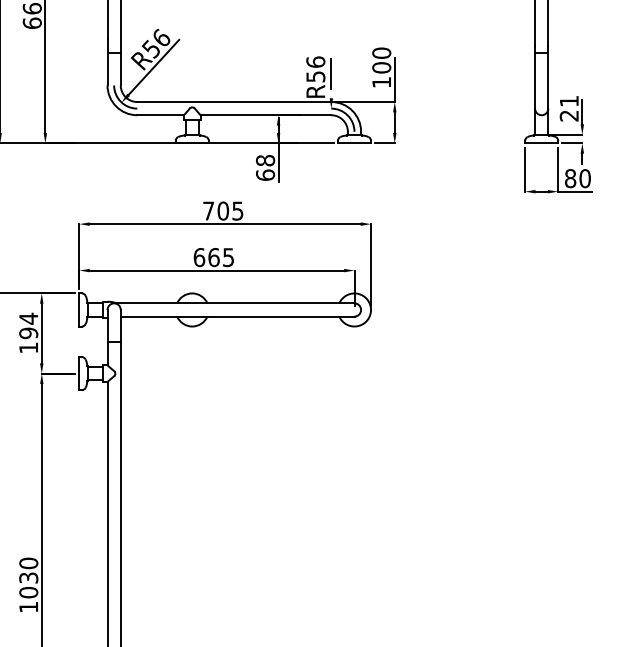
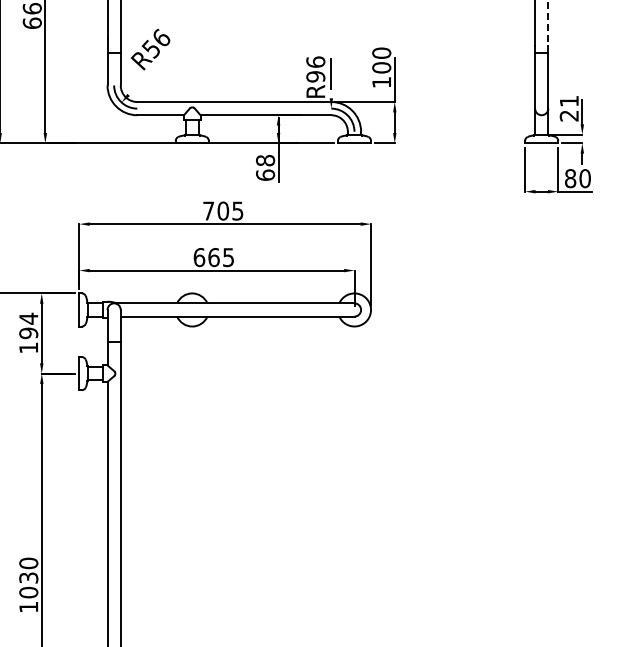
line: solid -> dashed (548, 23)
line: present -> none (153, 66)
text: R56 -> R96 (315, 76)
